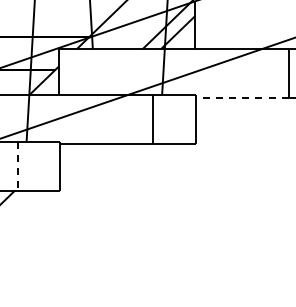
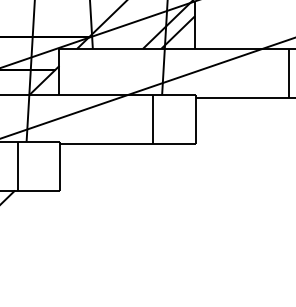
line: dashed -> solid (242, 97)
line: dashed -> solid (17, 166)
